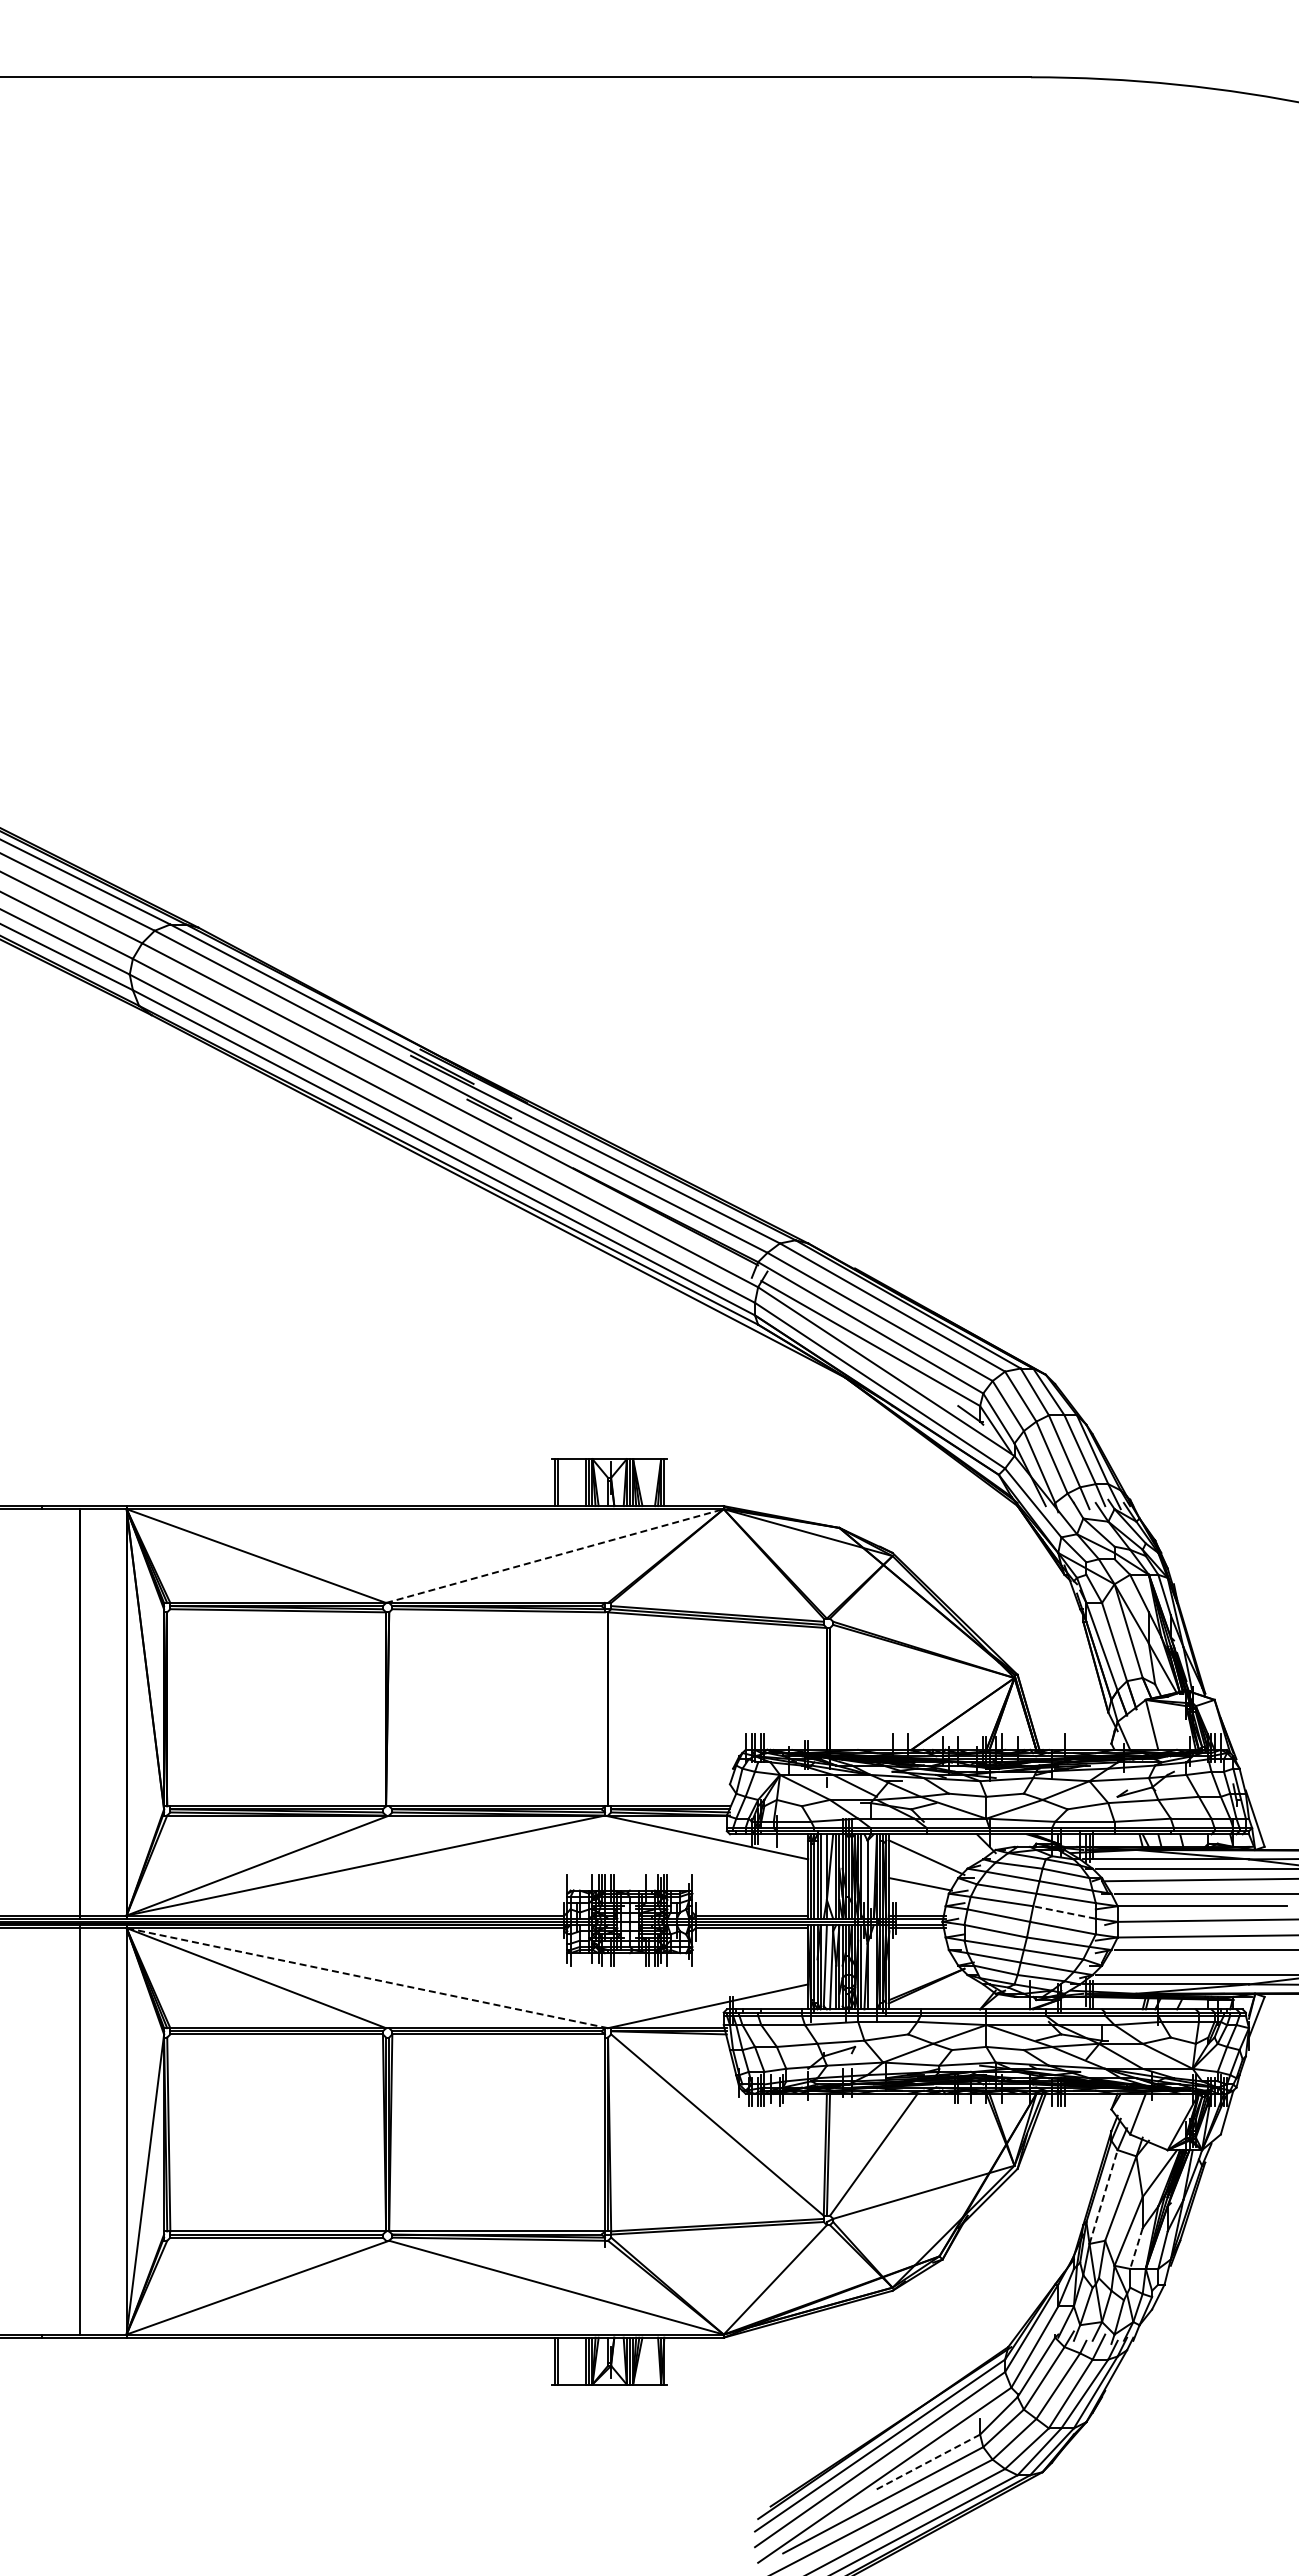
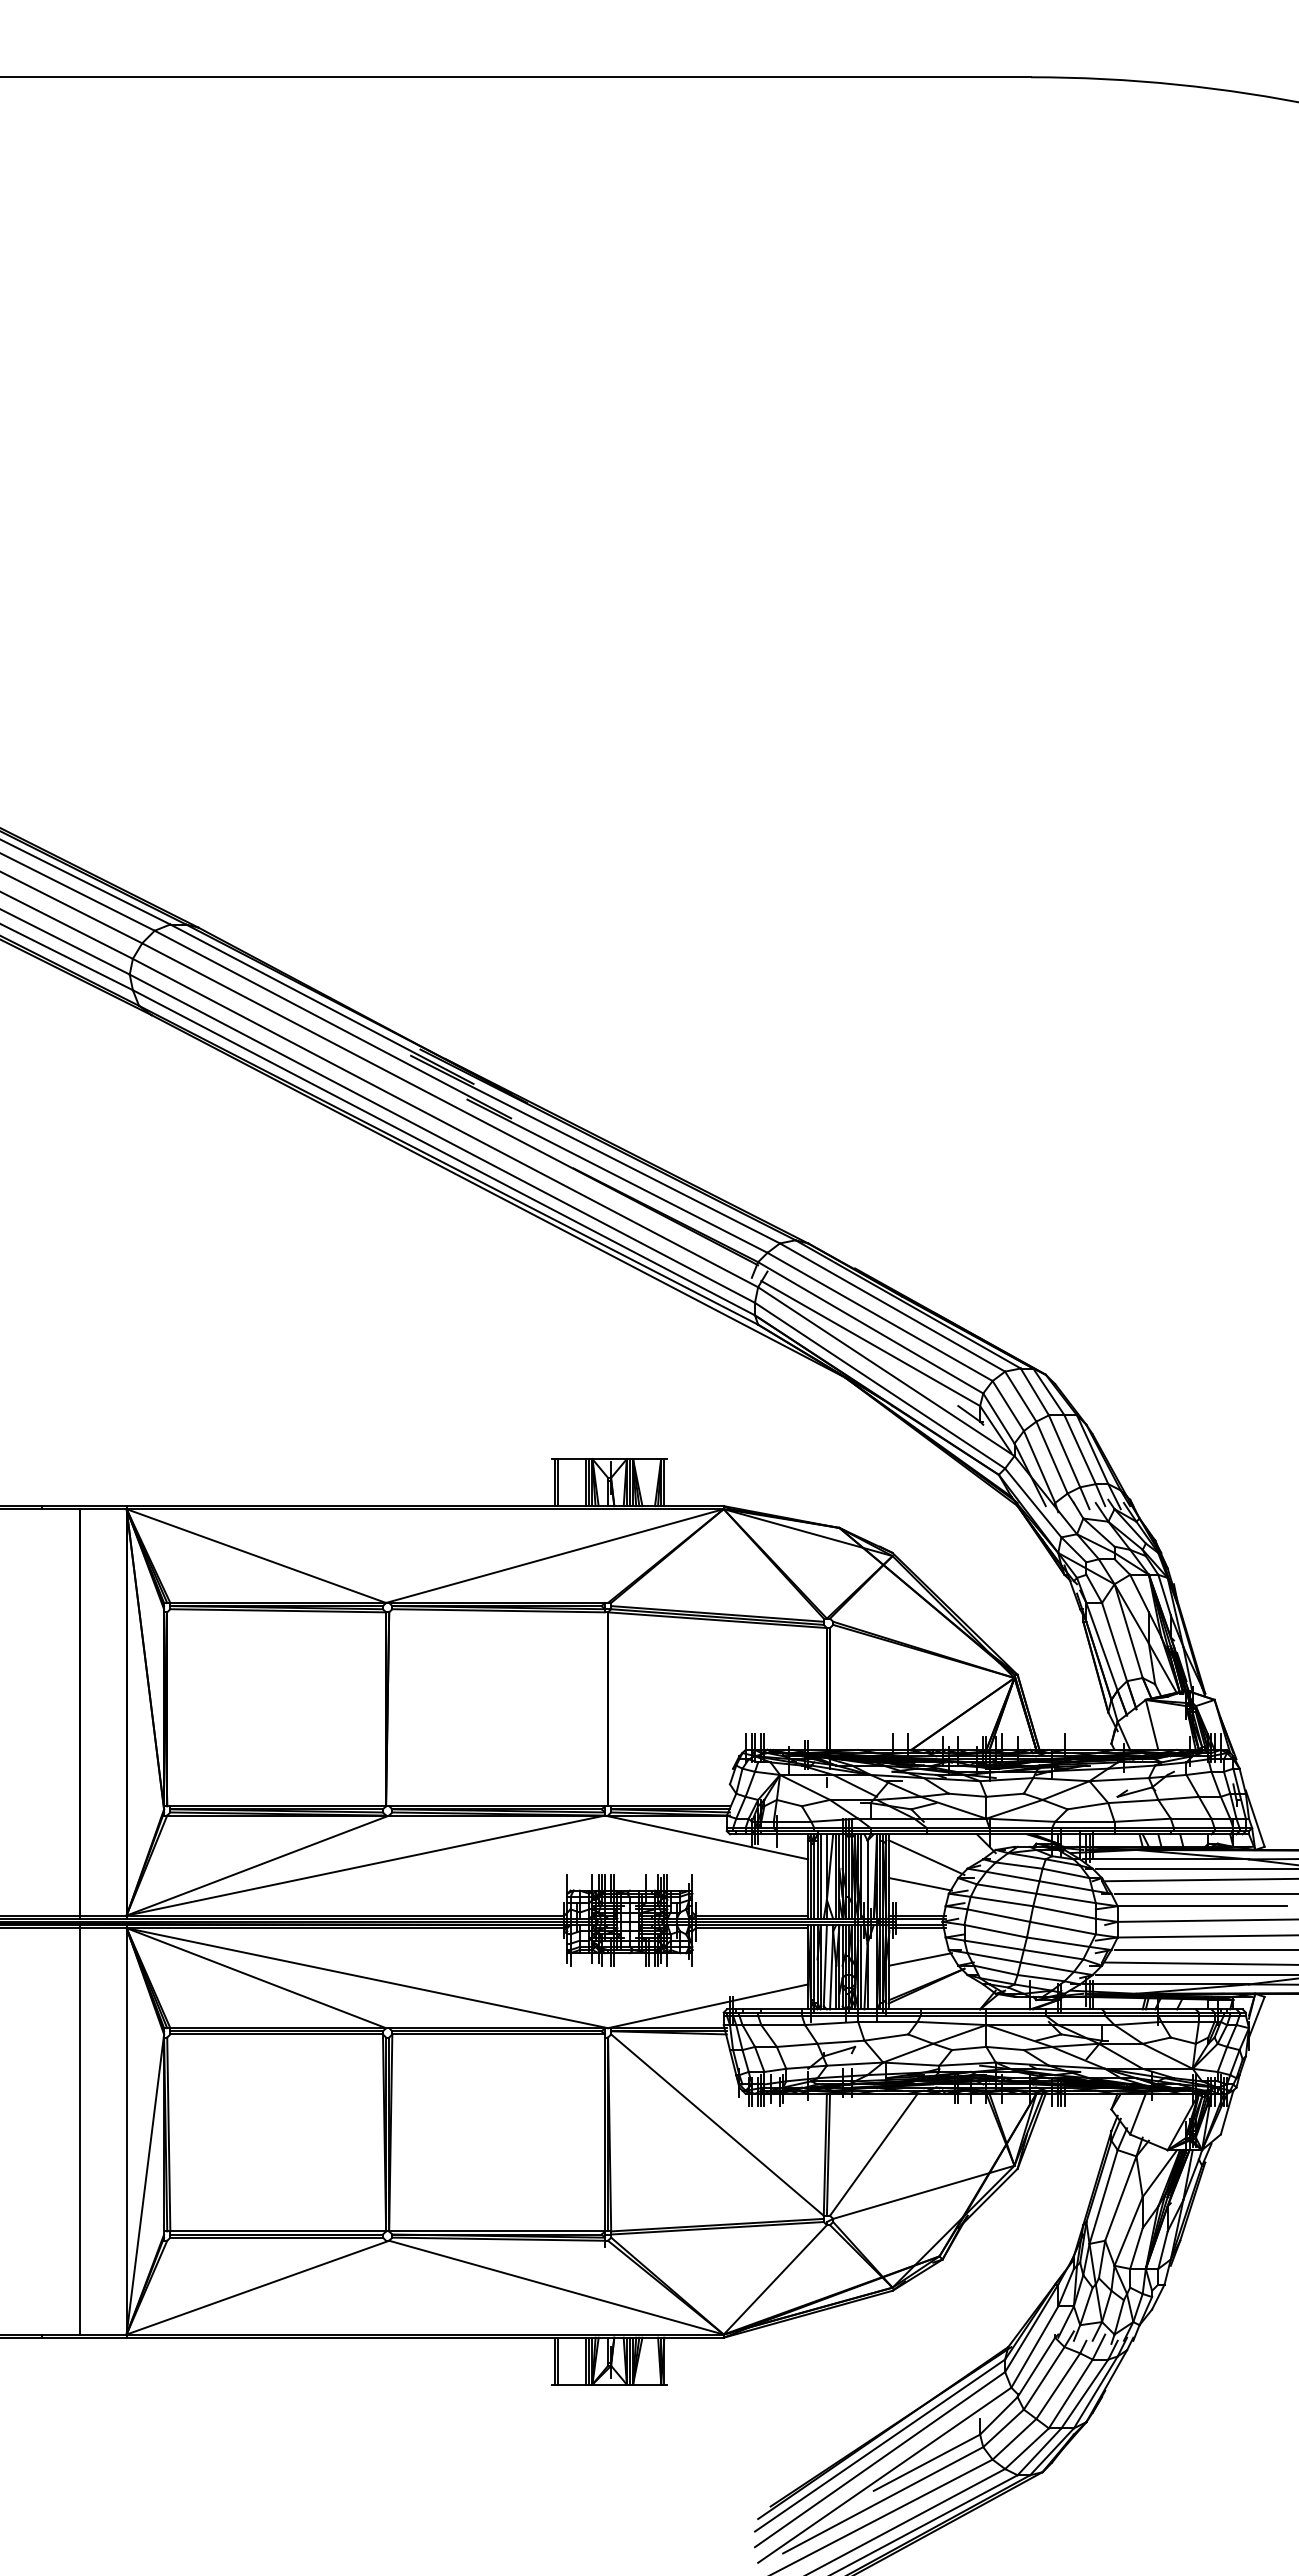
line: dashed -> solid (555, 1555)
line: dashed -> solid (1064, 1912)
line: none -> present (920, 1959)
line: none -> present (1200, 1963)
line: dashed -> solid (367, 1978)
line: dashed -> solid (1103, 2197)
line: dashed -> solid (1136, 2249)
line: dashed -> solid (926, 2462)
